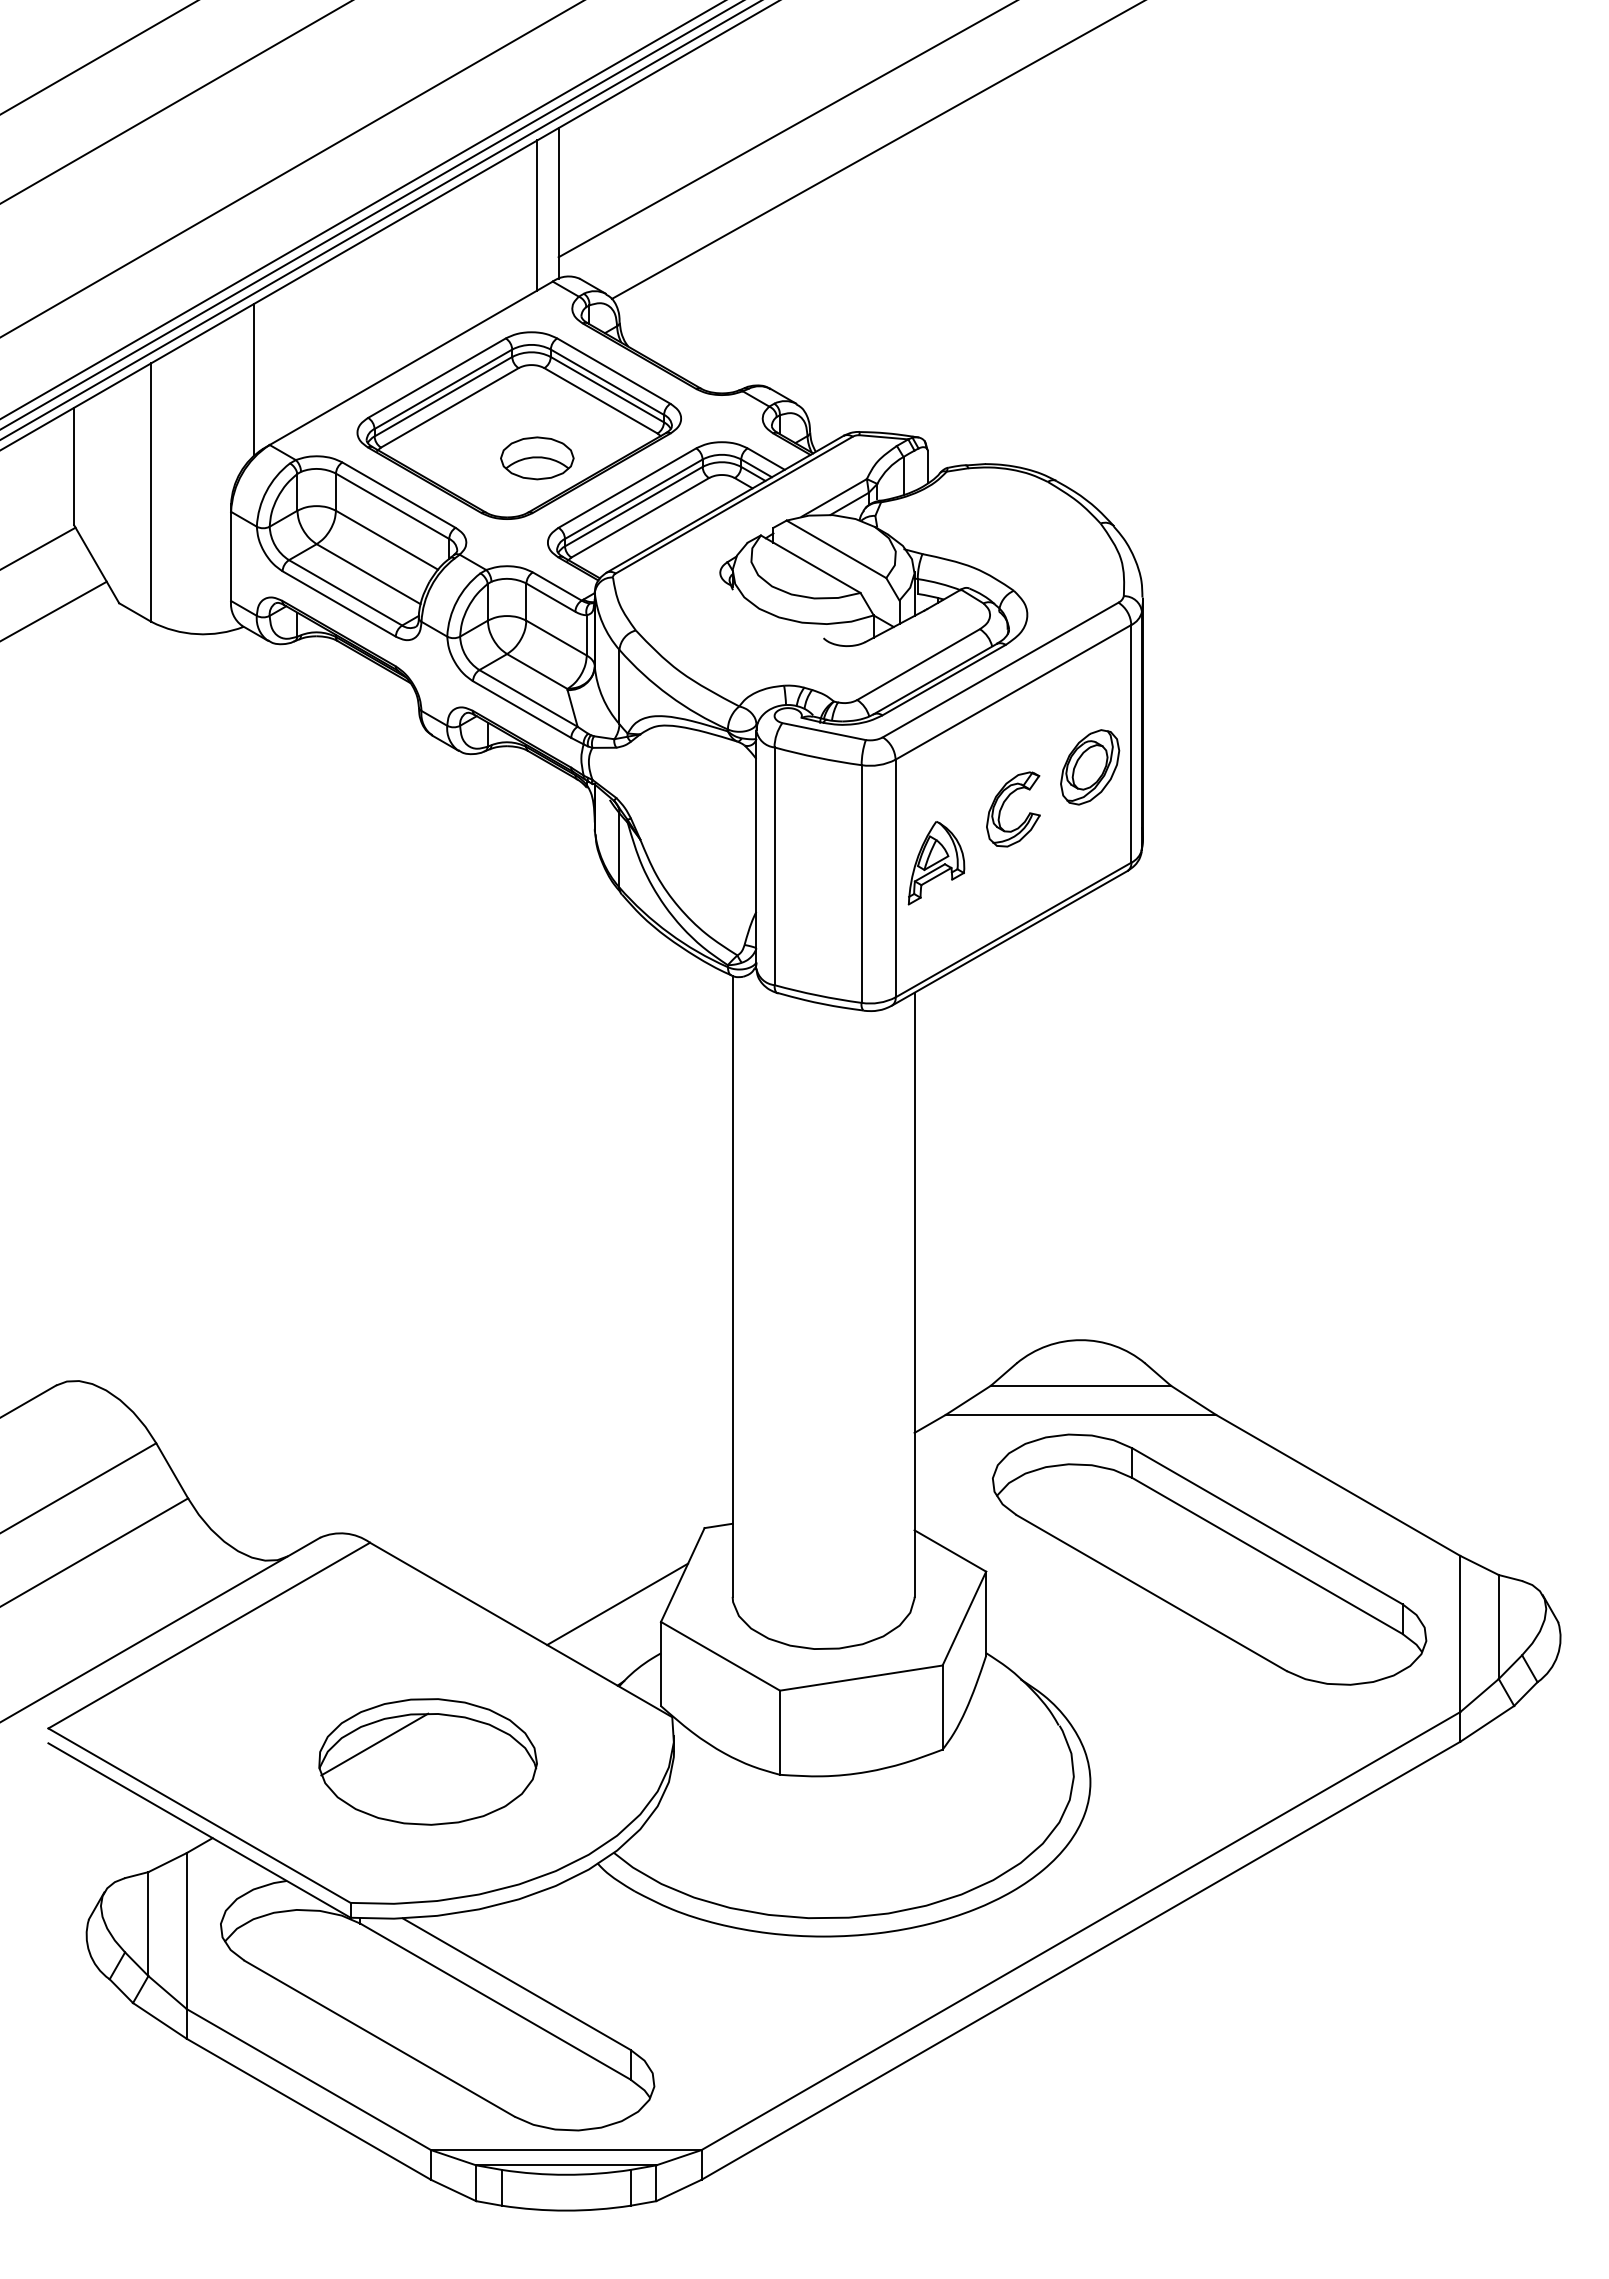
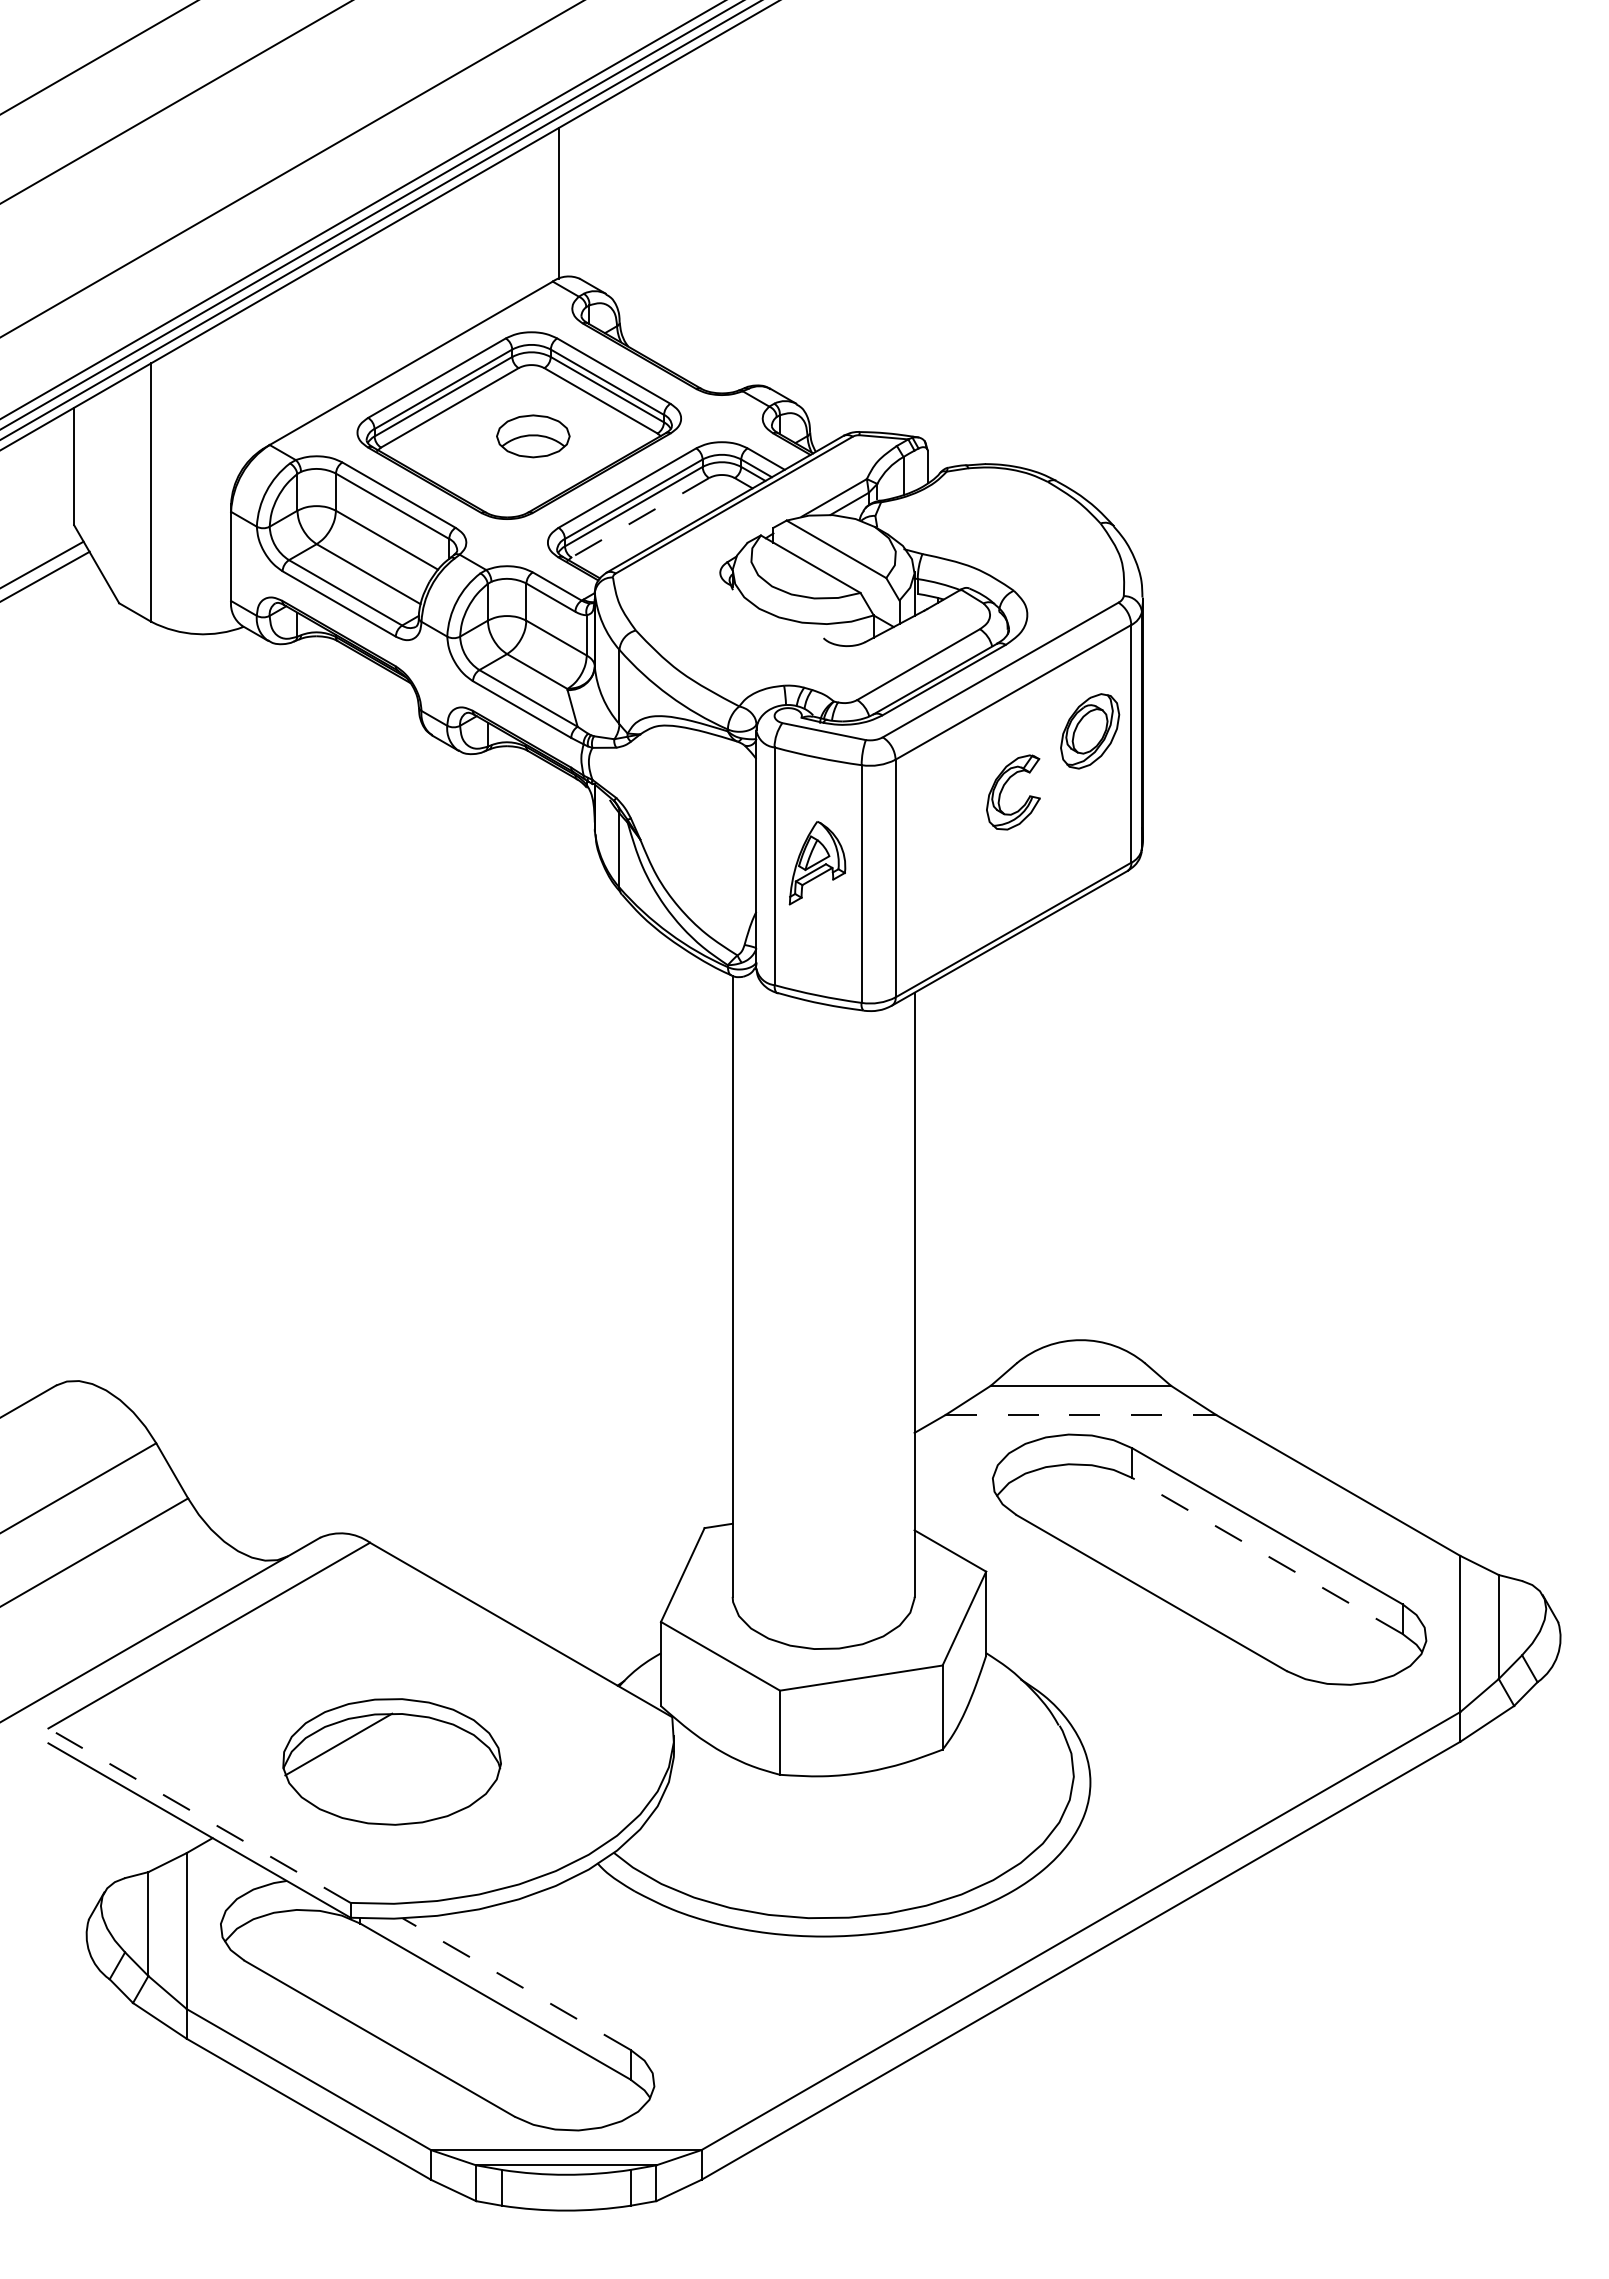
line: present -> none (786, 129)
line: present -> none (876, 150)
line: present -> none (537, 215)
line: present -> none (254, 379)
part position: (537, 458) -> (533, 436) (533, 436)
line: solid -> dashed (639, 518)
line position: (38, 547) -> (42, 564) (42, 564)
line position: (54, 610) -> (45, 575) (45, 575)
part position: (1090, 767) -> (1090, 731) (1090, 731)
part position: (1003, 806) -> (1003, 789) (1003, 789)
part position: (936, 863) -> (817, 863) (817, 863)
line: solid -> dashed (1081, 1414)
line: solid -> dashed (1267, 1555)
line: present -> none (617, 1604)
part position: (427, 1761) -> (391, 1761) (391, 1761)
line: solid -> dashed (199, 1815)
line: solid -> dashed (516, 1984)
